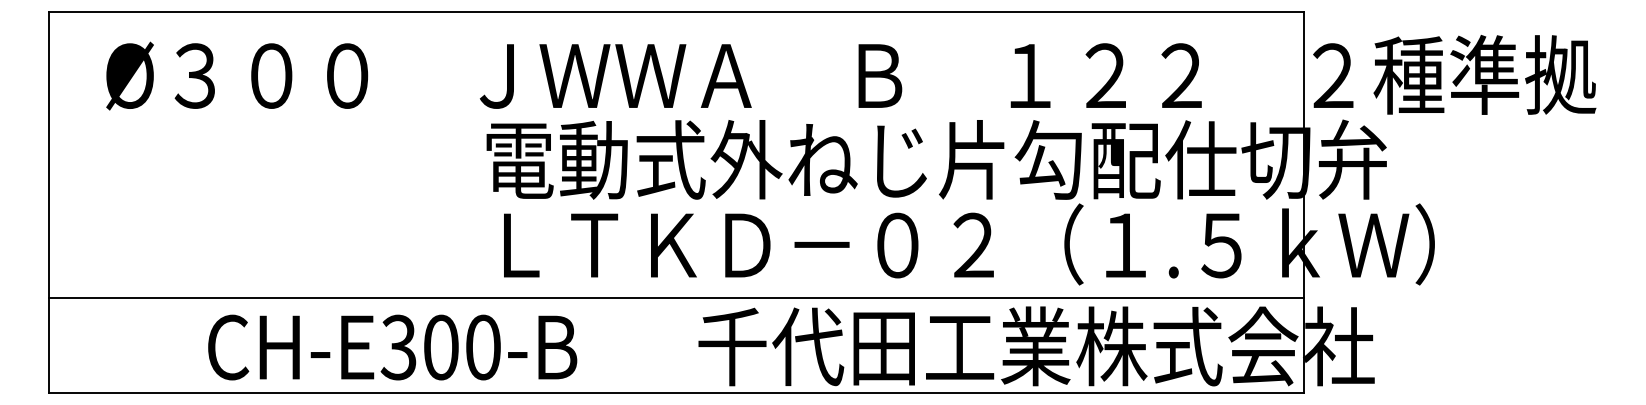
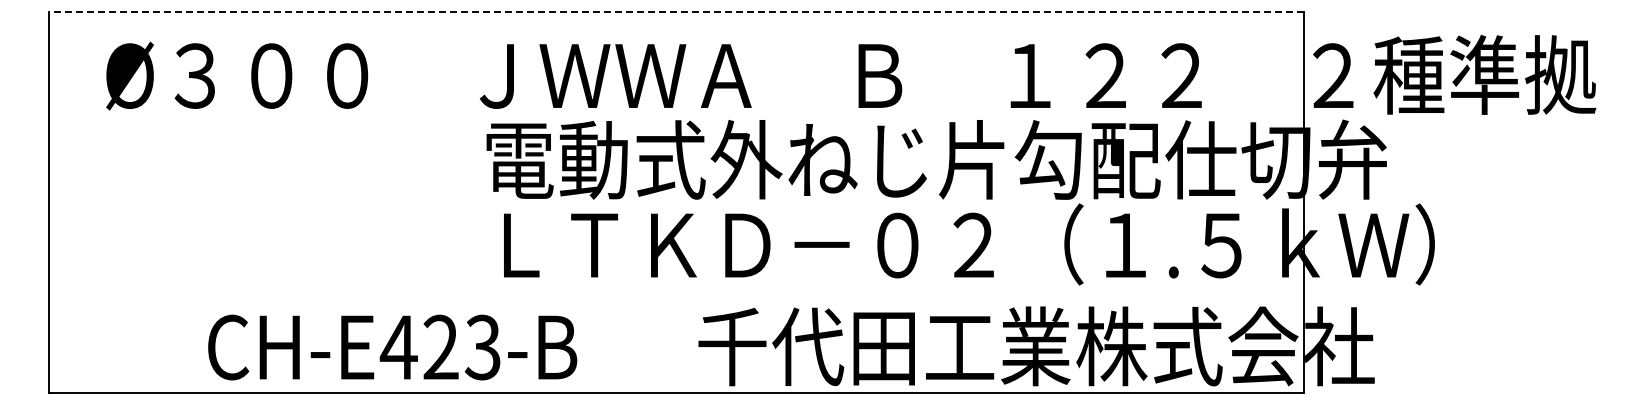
line: solid -> dashed (676, 11)
line: present -> none (676, 297)
text: CH-E300-B -> CH-E423-B (439, 347)
